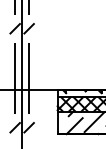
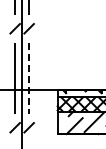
line: solid -> dashed (29, 78)
